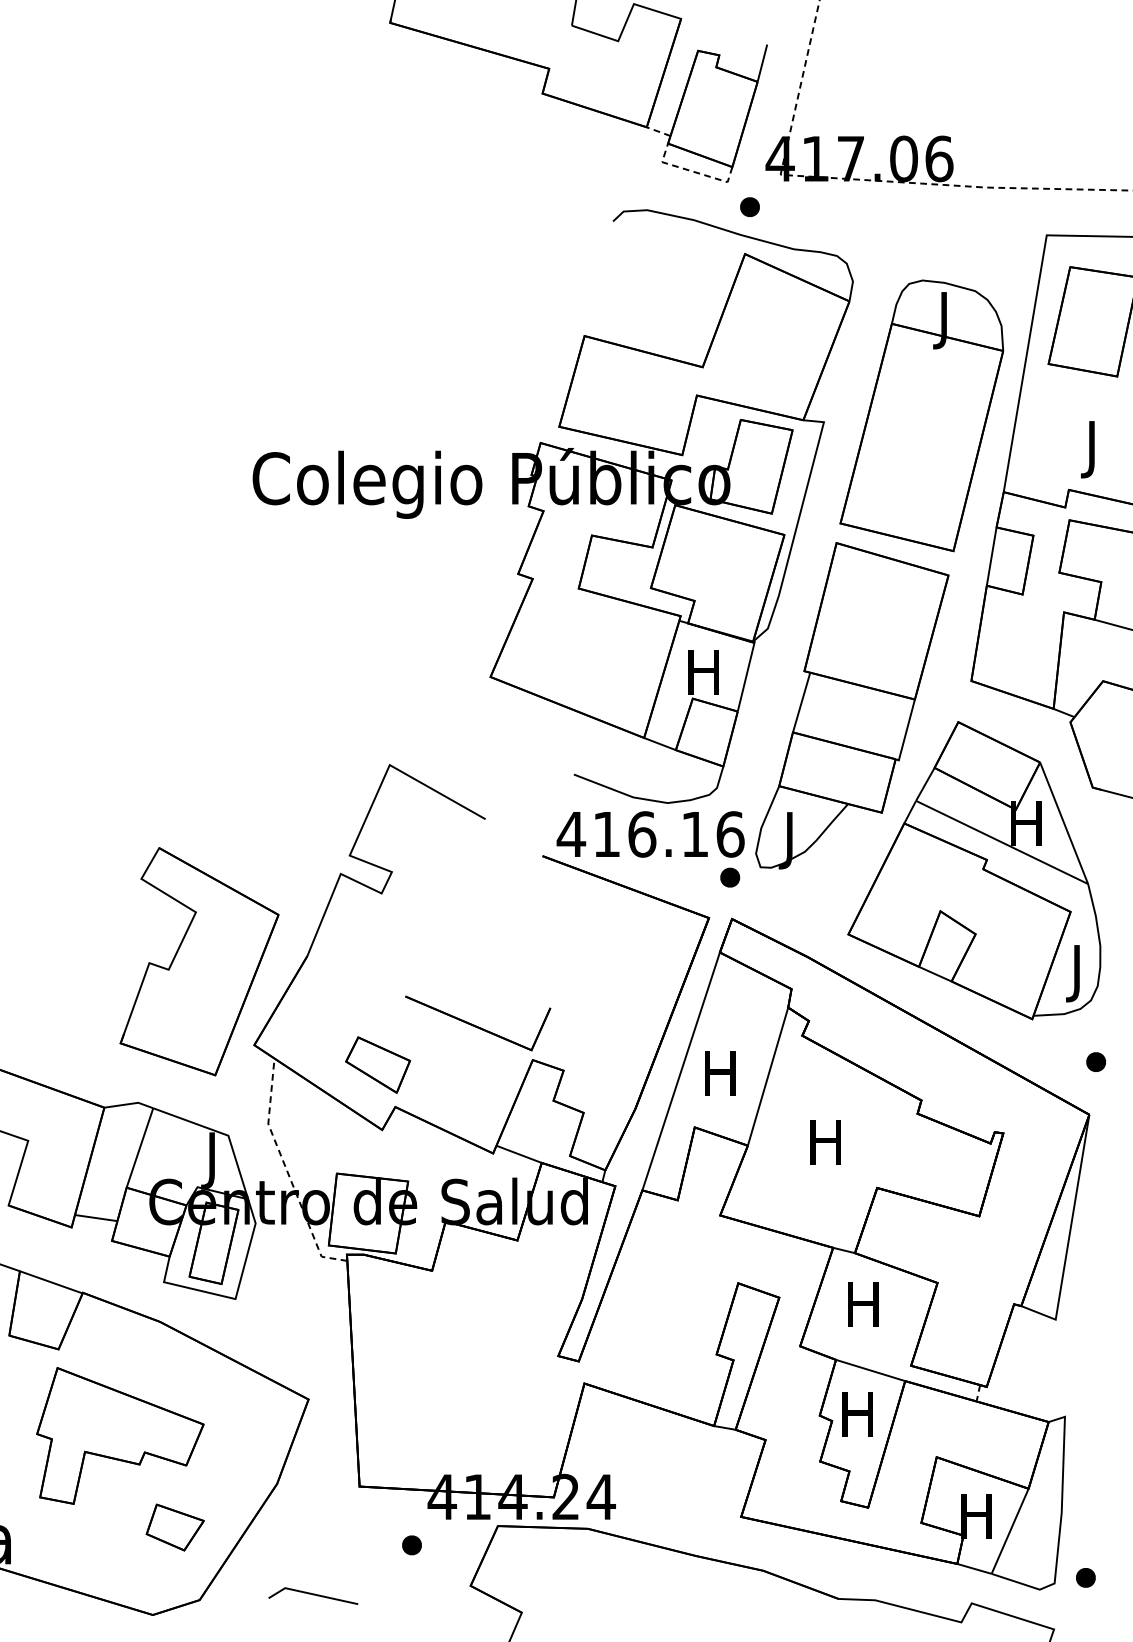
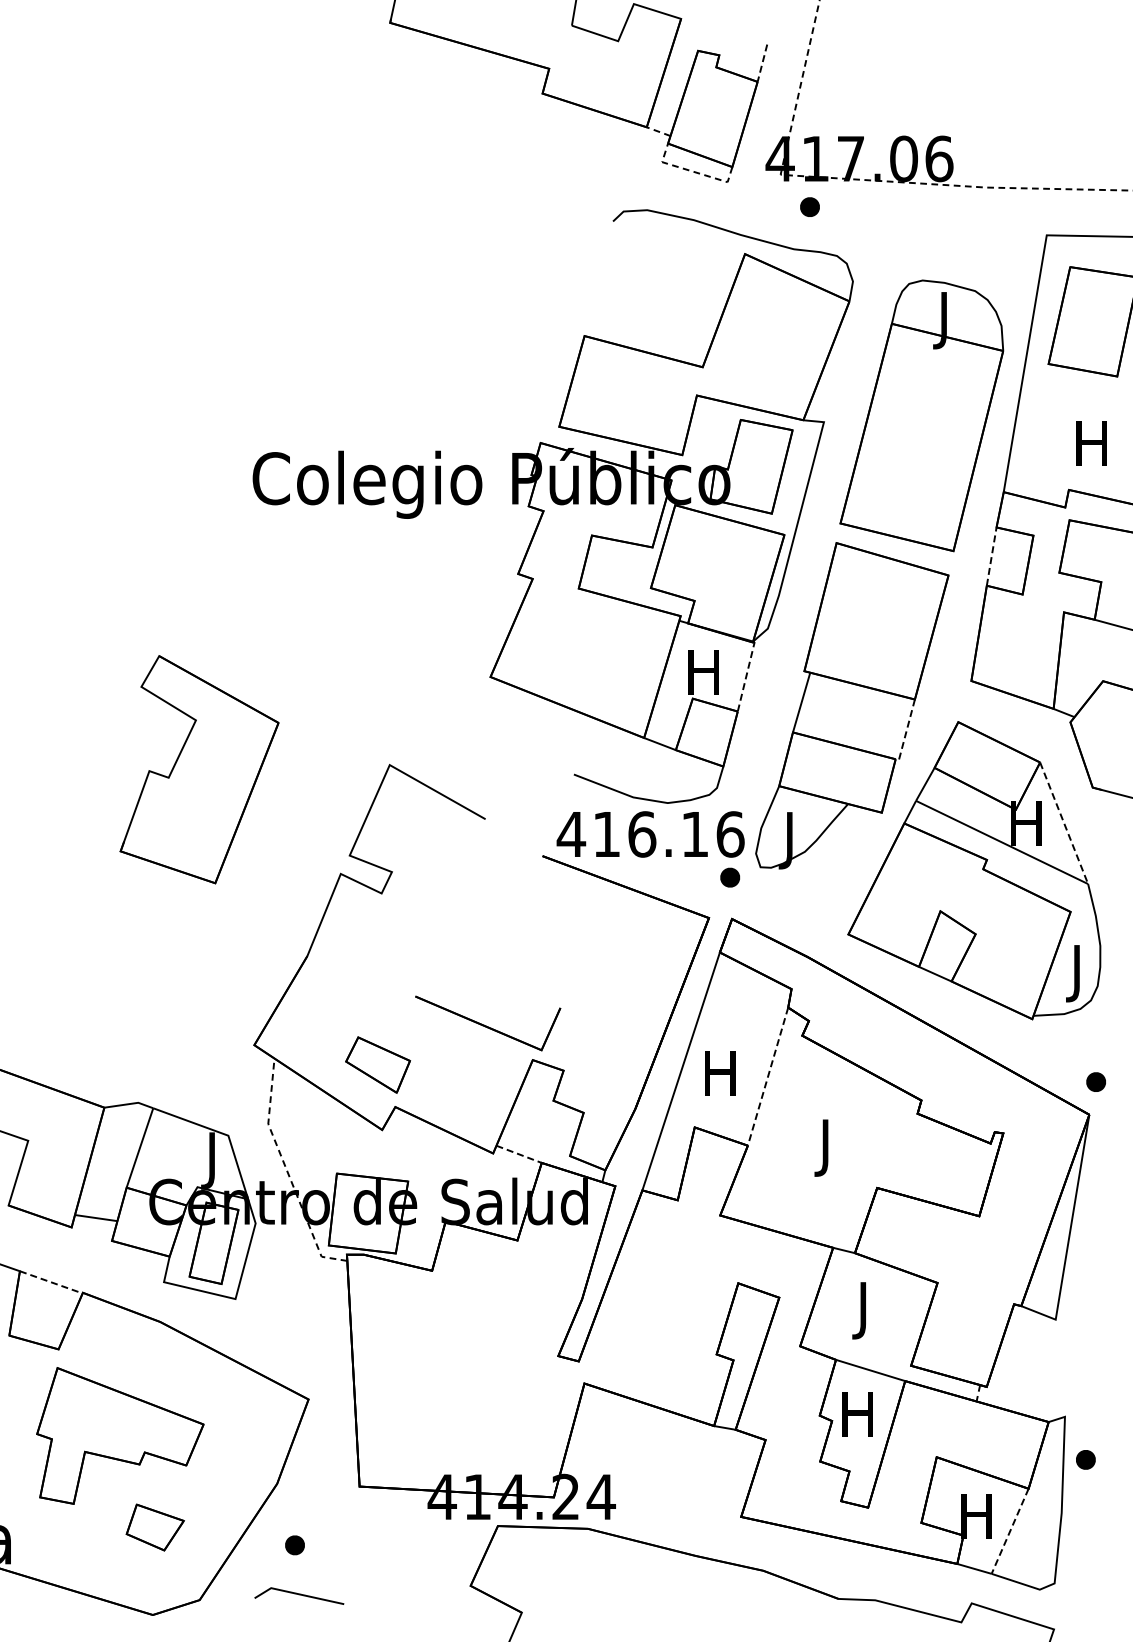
line: solid -> dashed (762, 63)
part position: (749, 206) -> (809, 206) (809, 206)
text: J -> H (1091, 449)
line: solid -> dashed (991, 556)
line: solid -> dashed (746, 675)
line: solid -> dashed (906, 732)
line: solid -> dashed (1064, 823)
part position: (199, 961) -> (199, 769) (199, 769)
part position: (478, 1023) -> (488, 1023) (488, 1023)
part position: (1095, 1061) -> (1095, 1081) (1095, 1081)
line: solid -> dashed (768, 1076)
text: H -> J (825, 1147)
line: solid -> dashed (519, 1154)
line: solid -> dashed (51, 1282)
text: H -> J (863, 1310)
part position: (174, 1527) -> (154, 1527) (154, 1527)
line: solid -> dashed (1009, 1531)
part position: (411, 1545) -> (294, 1545) (294, 1545)
part position: (1085, 1577) -> (1085, 1459) (1085, 1459)
line position: (313, 1595) -> (299, 1595) (299, 1595)
